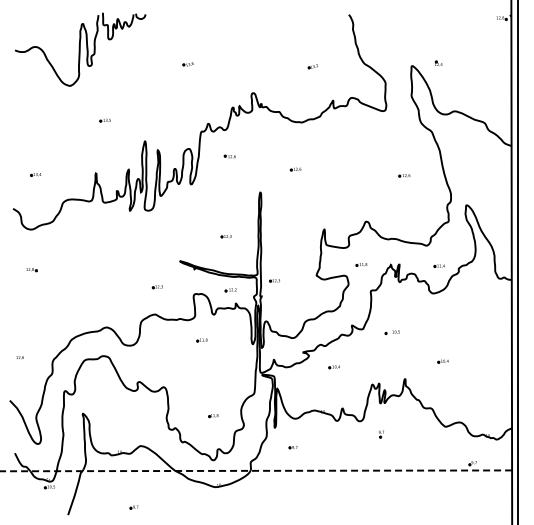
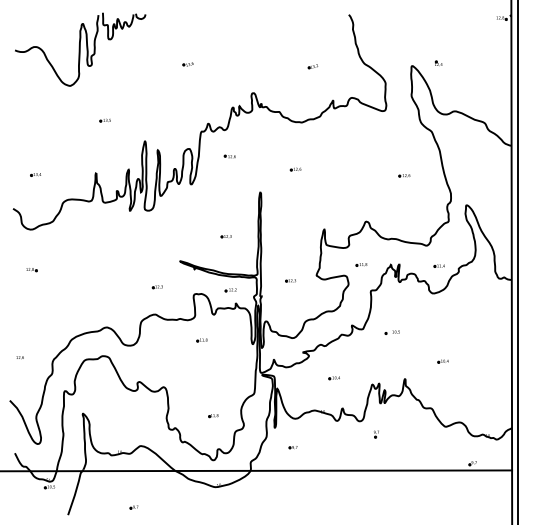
part position: (274, 280) -> (290, 280) (290, 280)
part position: (333, 367) -> (333, 378) (333, 378)
part position: (381, 434) -> (376, 434) (376, 434)
line: dashed -> solid (256, 470)
